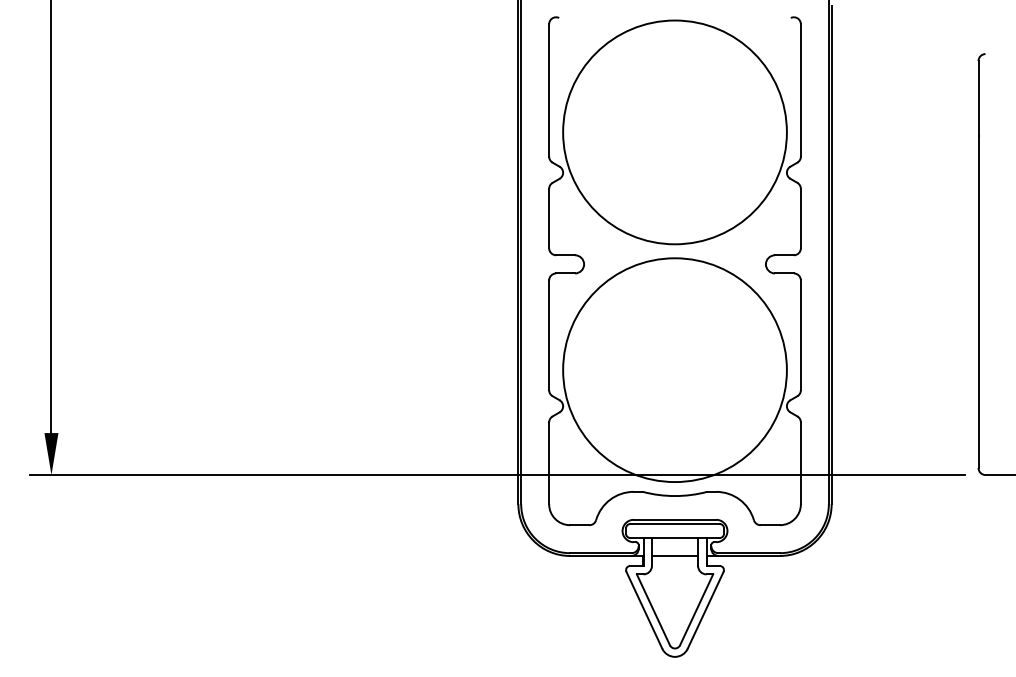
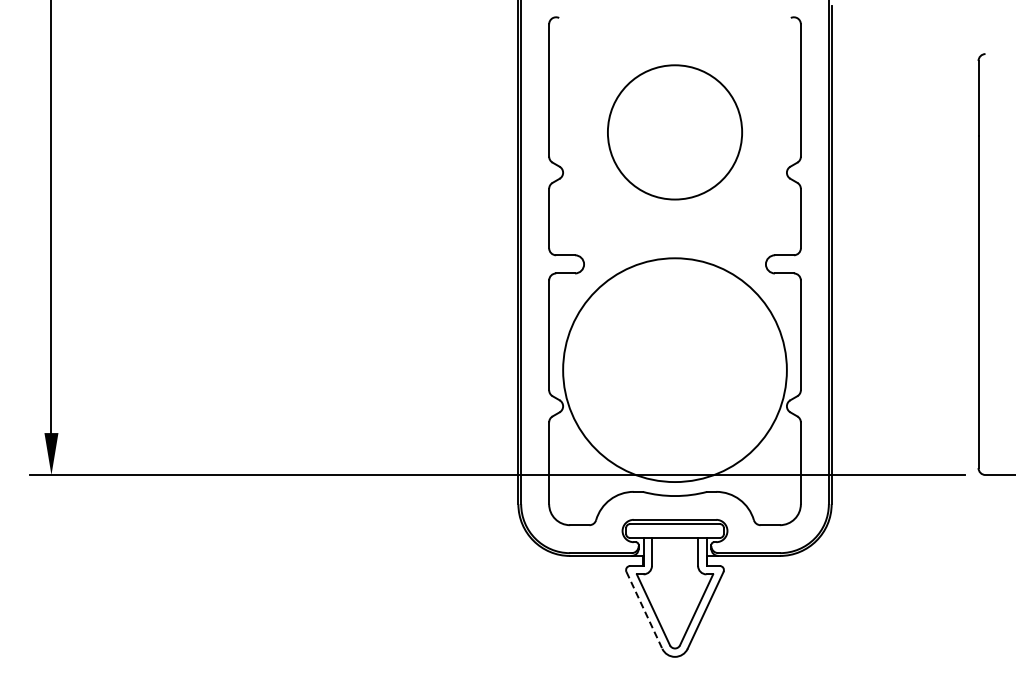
circle diameter: 224 px -> 134 px (674, 132)
line: present -> none (674, 555)
line: solid -> dashed (644, 610)
